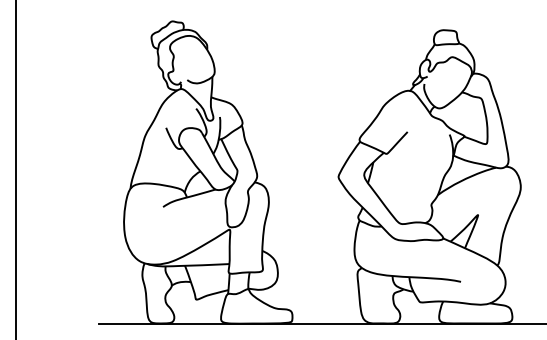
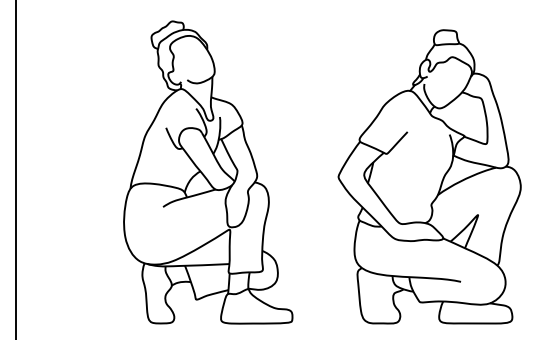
line: present -> none (321, 323)
